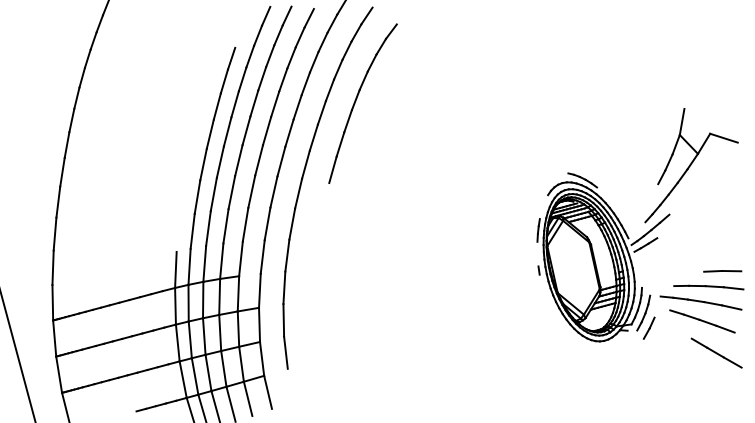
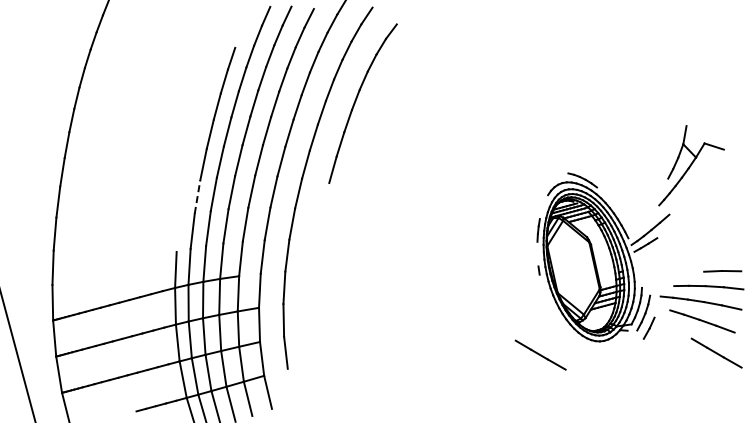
part size: 95x116 px -> 67x82 px (691, 165)
line: solid -> dashed (197, 197)
line: none -> present (540, 354)
